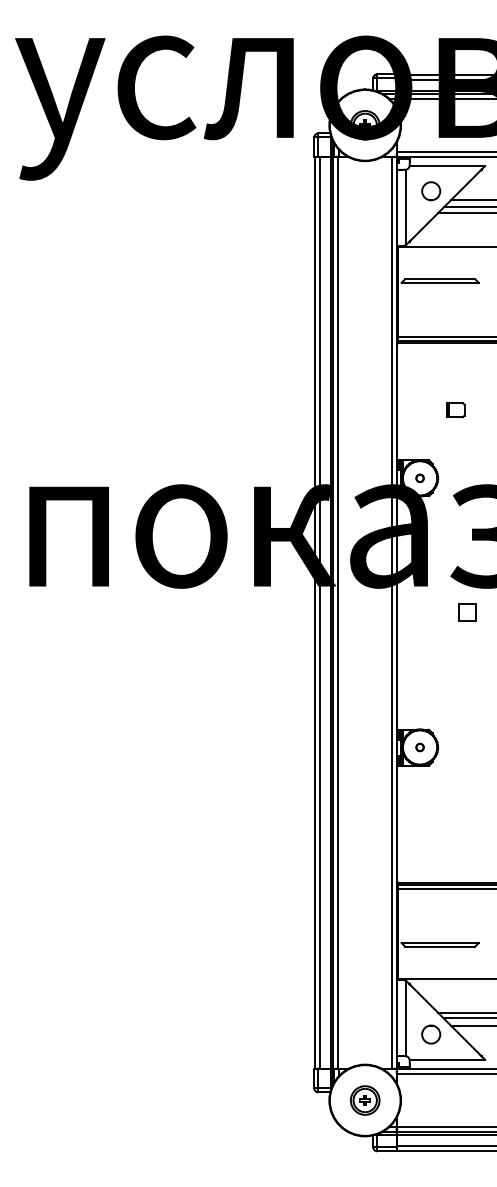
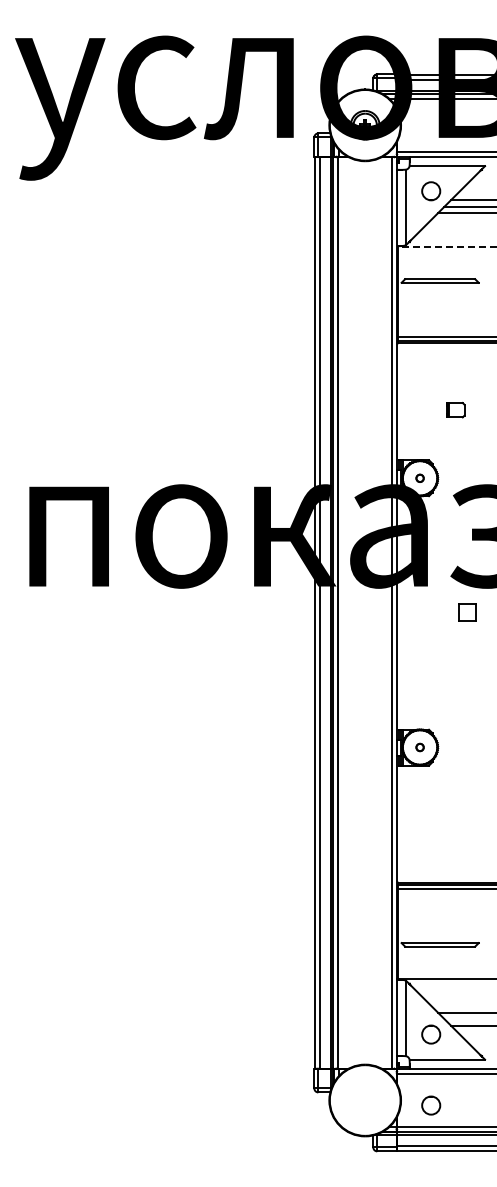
line: solid -> dashed (446, 246)
line: present -> none (468, 1018)
part: present -> none (365, 1100)
circle: none -> present (431, 1105)
